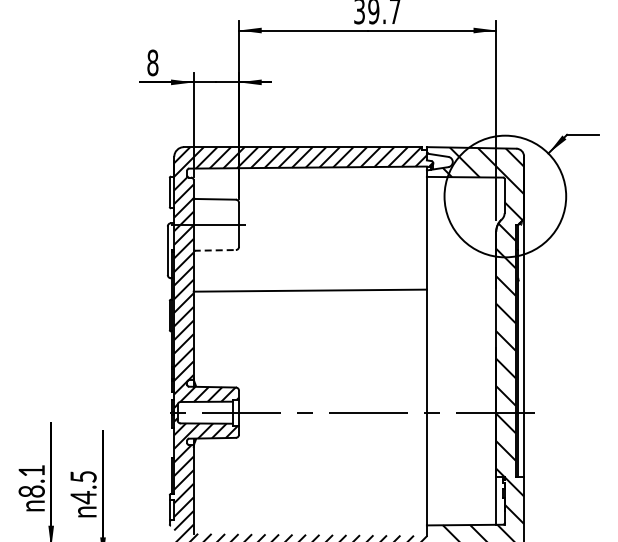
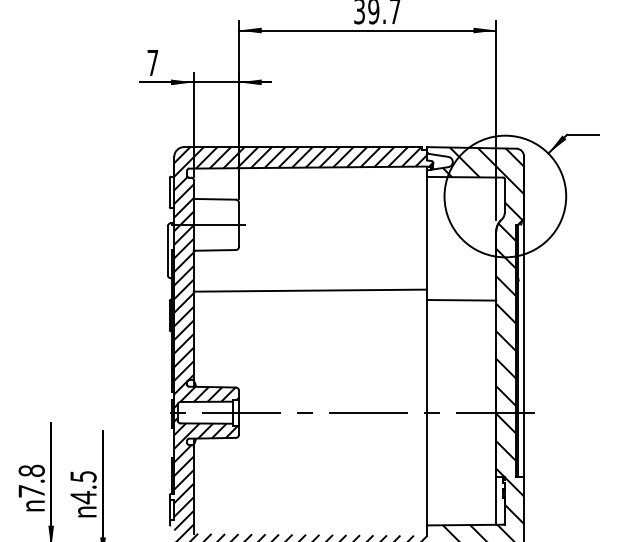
text: 8 -> 7 (152, 62)
line: dashed -> solid (215, 250)
line: none -> present (461, 300)
text: 8.1 -> 7.8 (31, 480)
